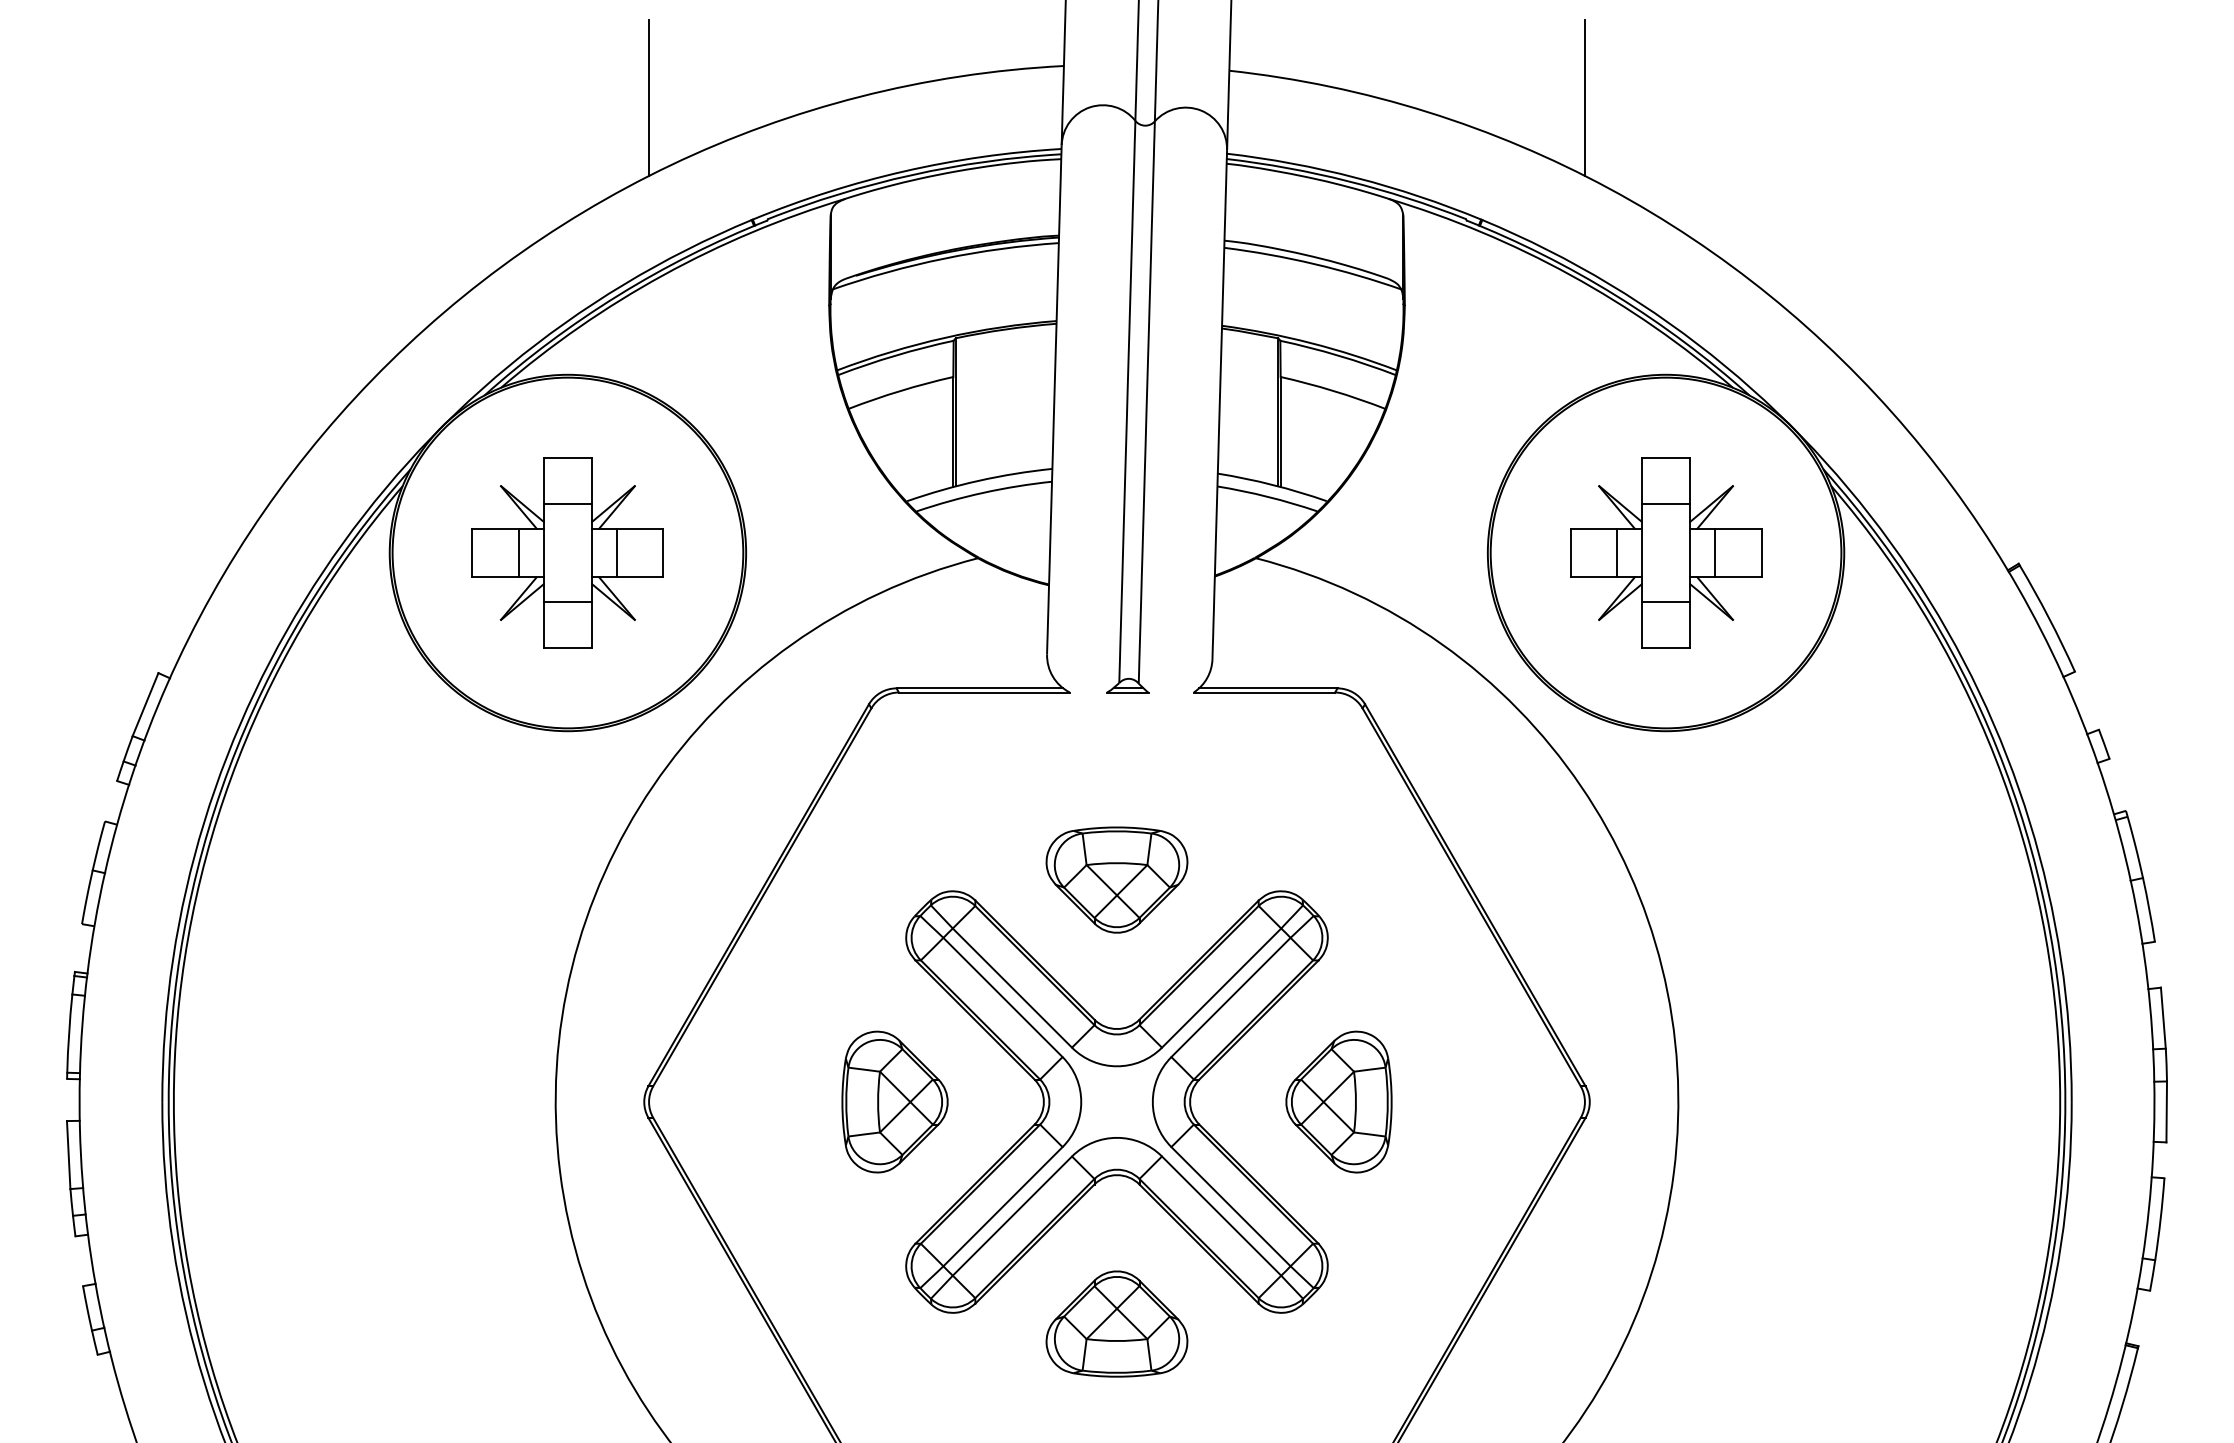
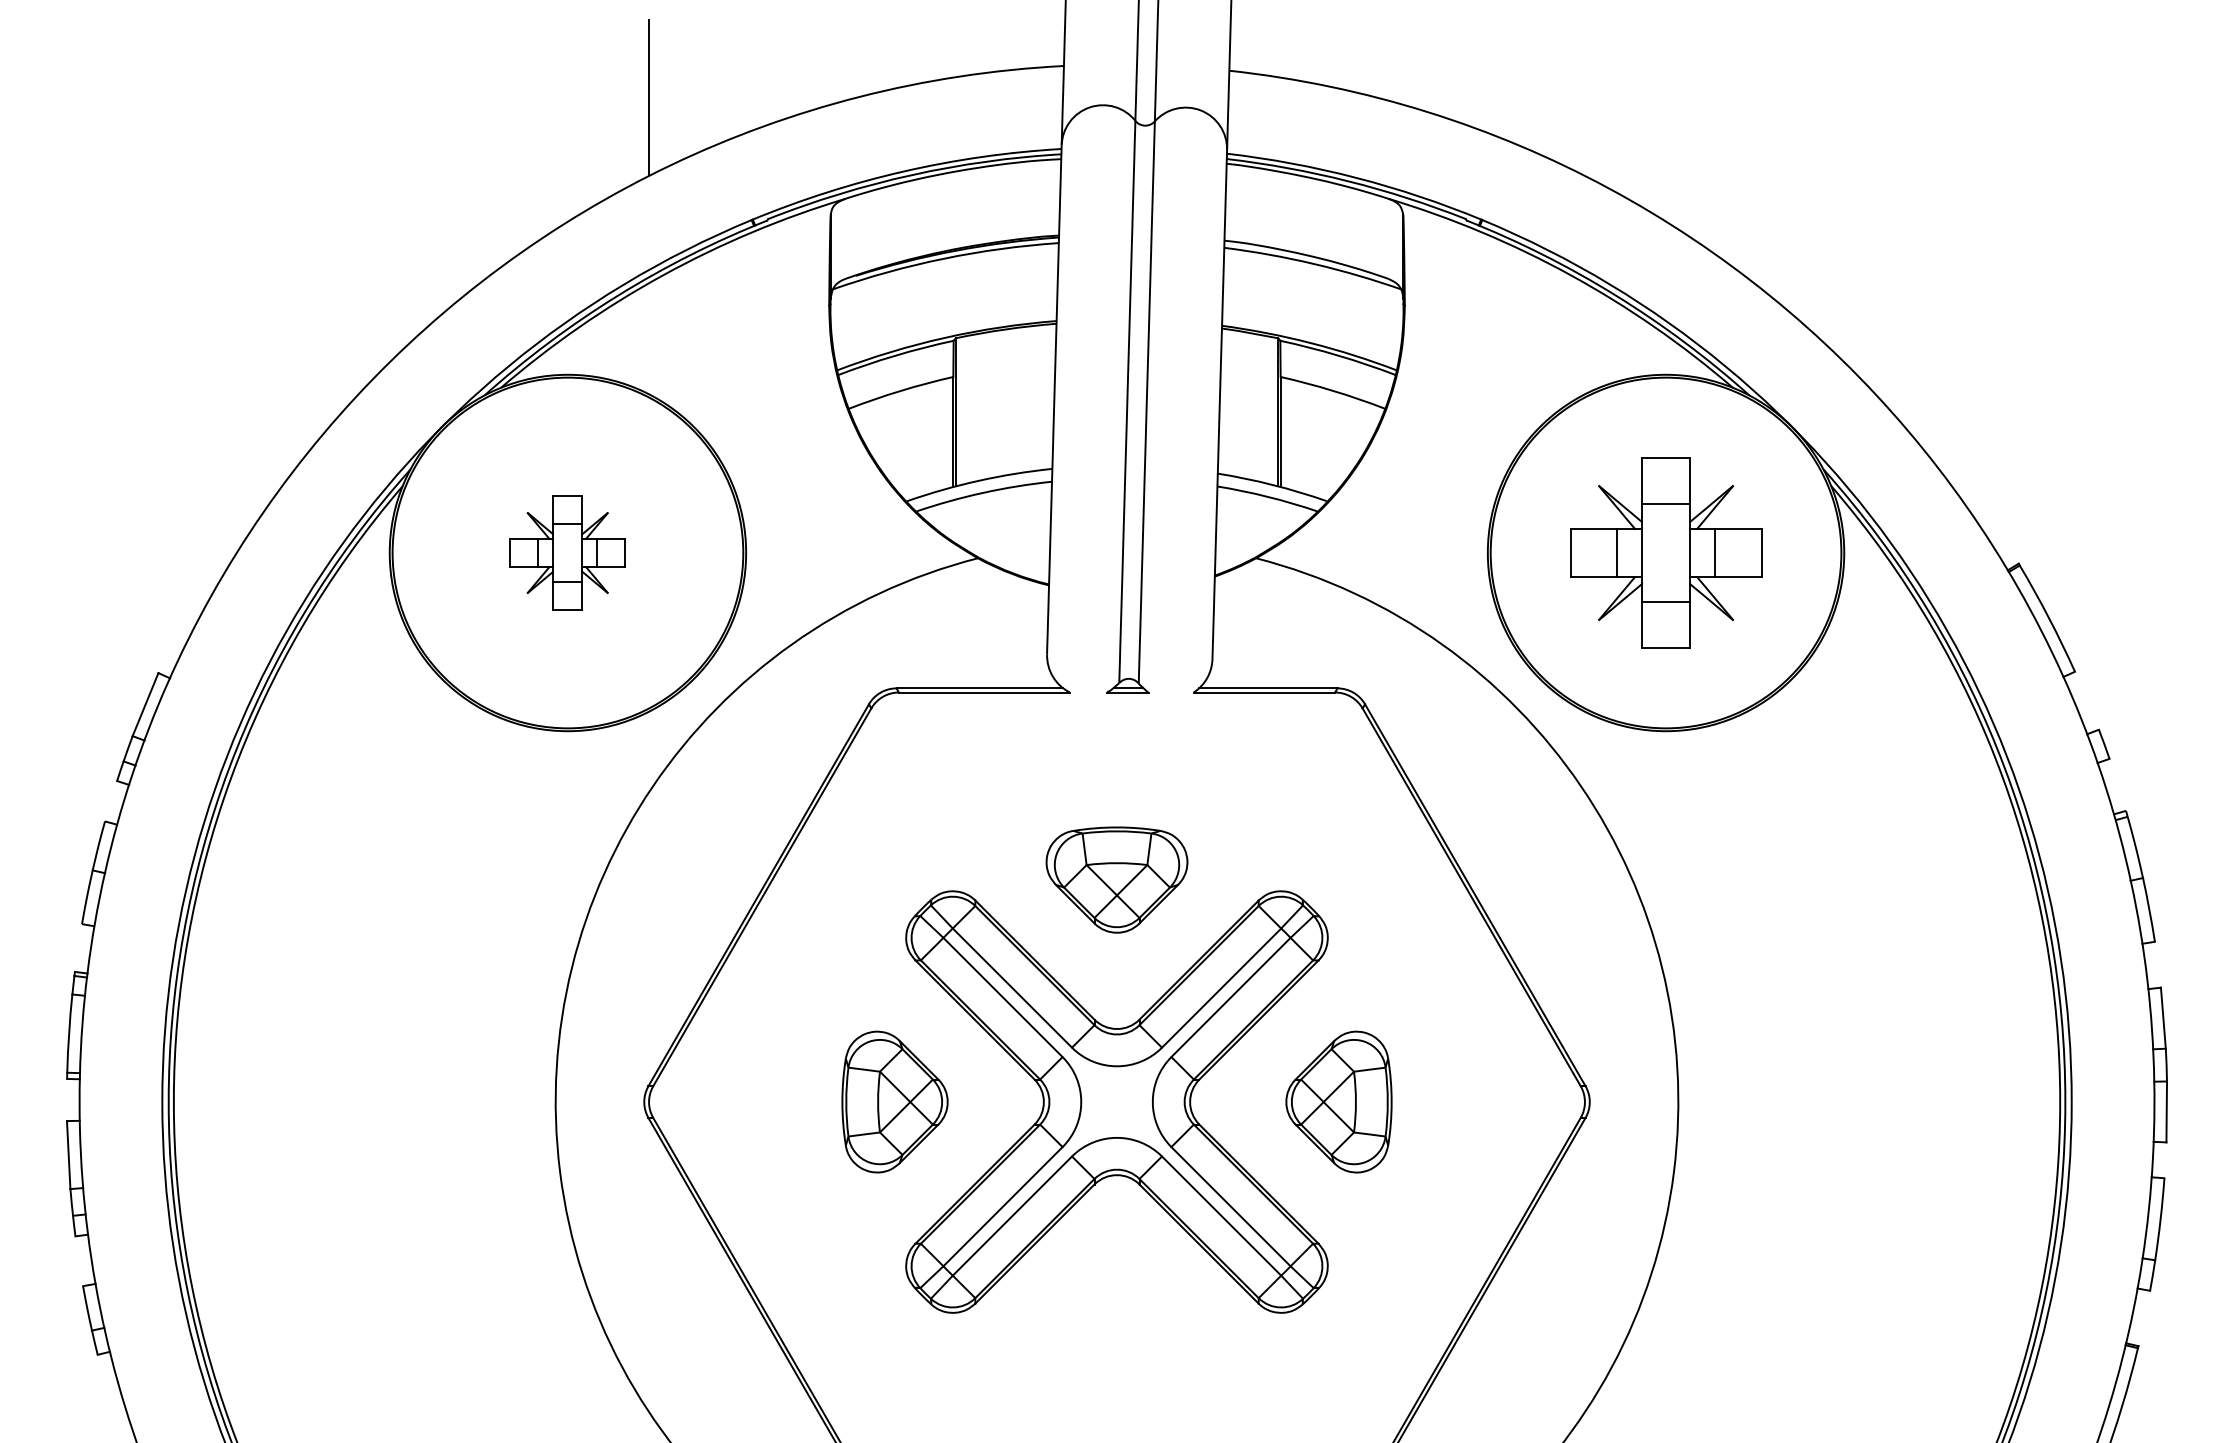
line: present -> none (1584, 98)
part size: 193x192 px -> 117x116 px (567, 552)
part: present -> none (1116, 1323)
